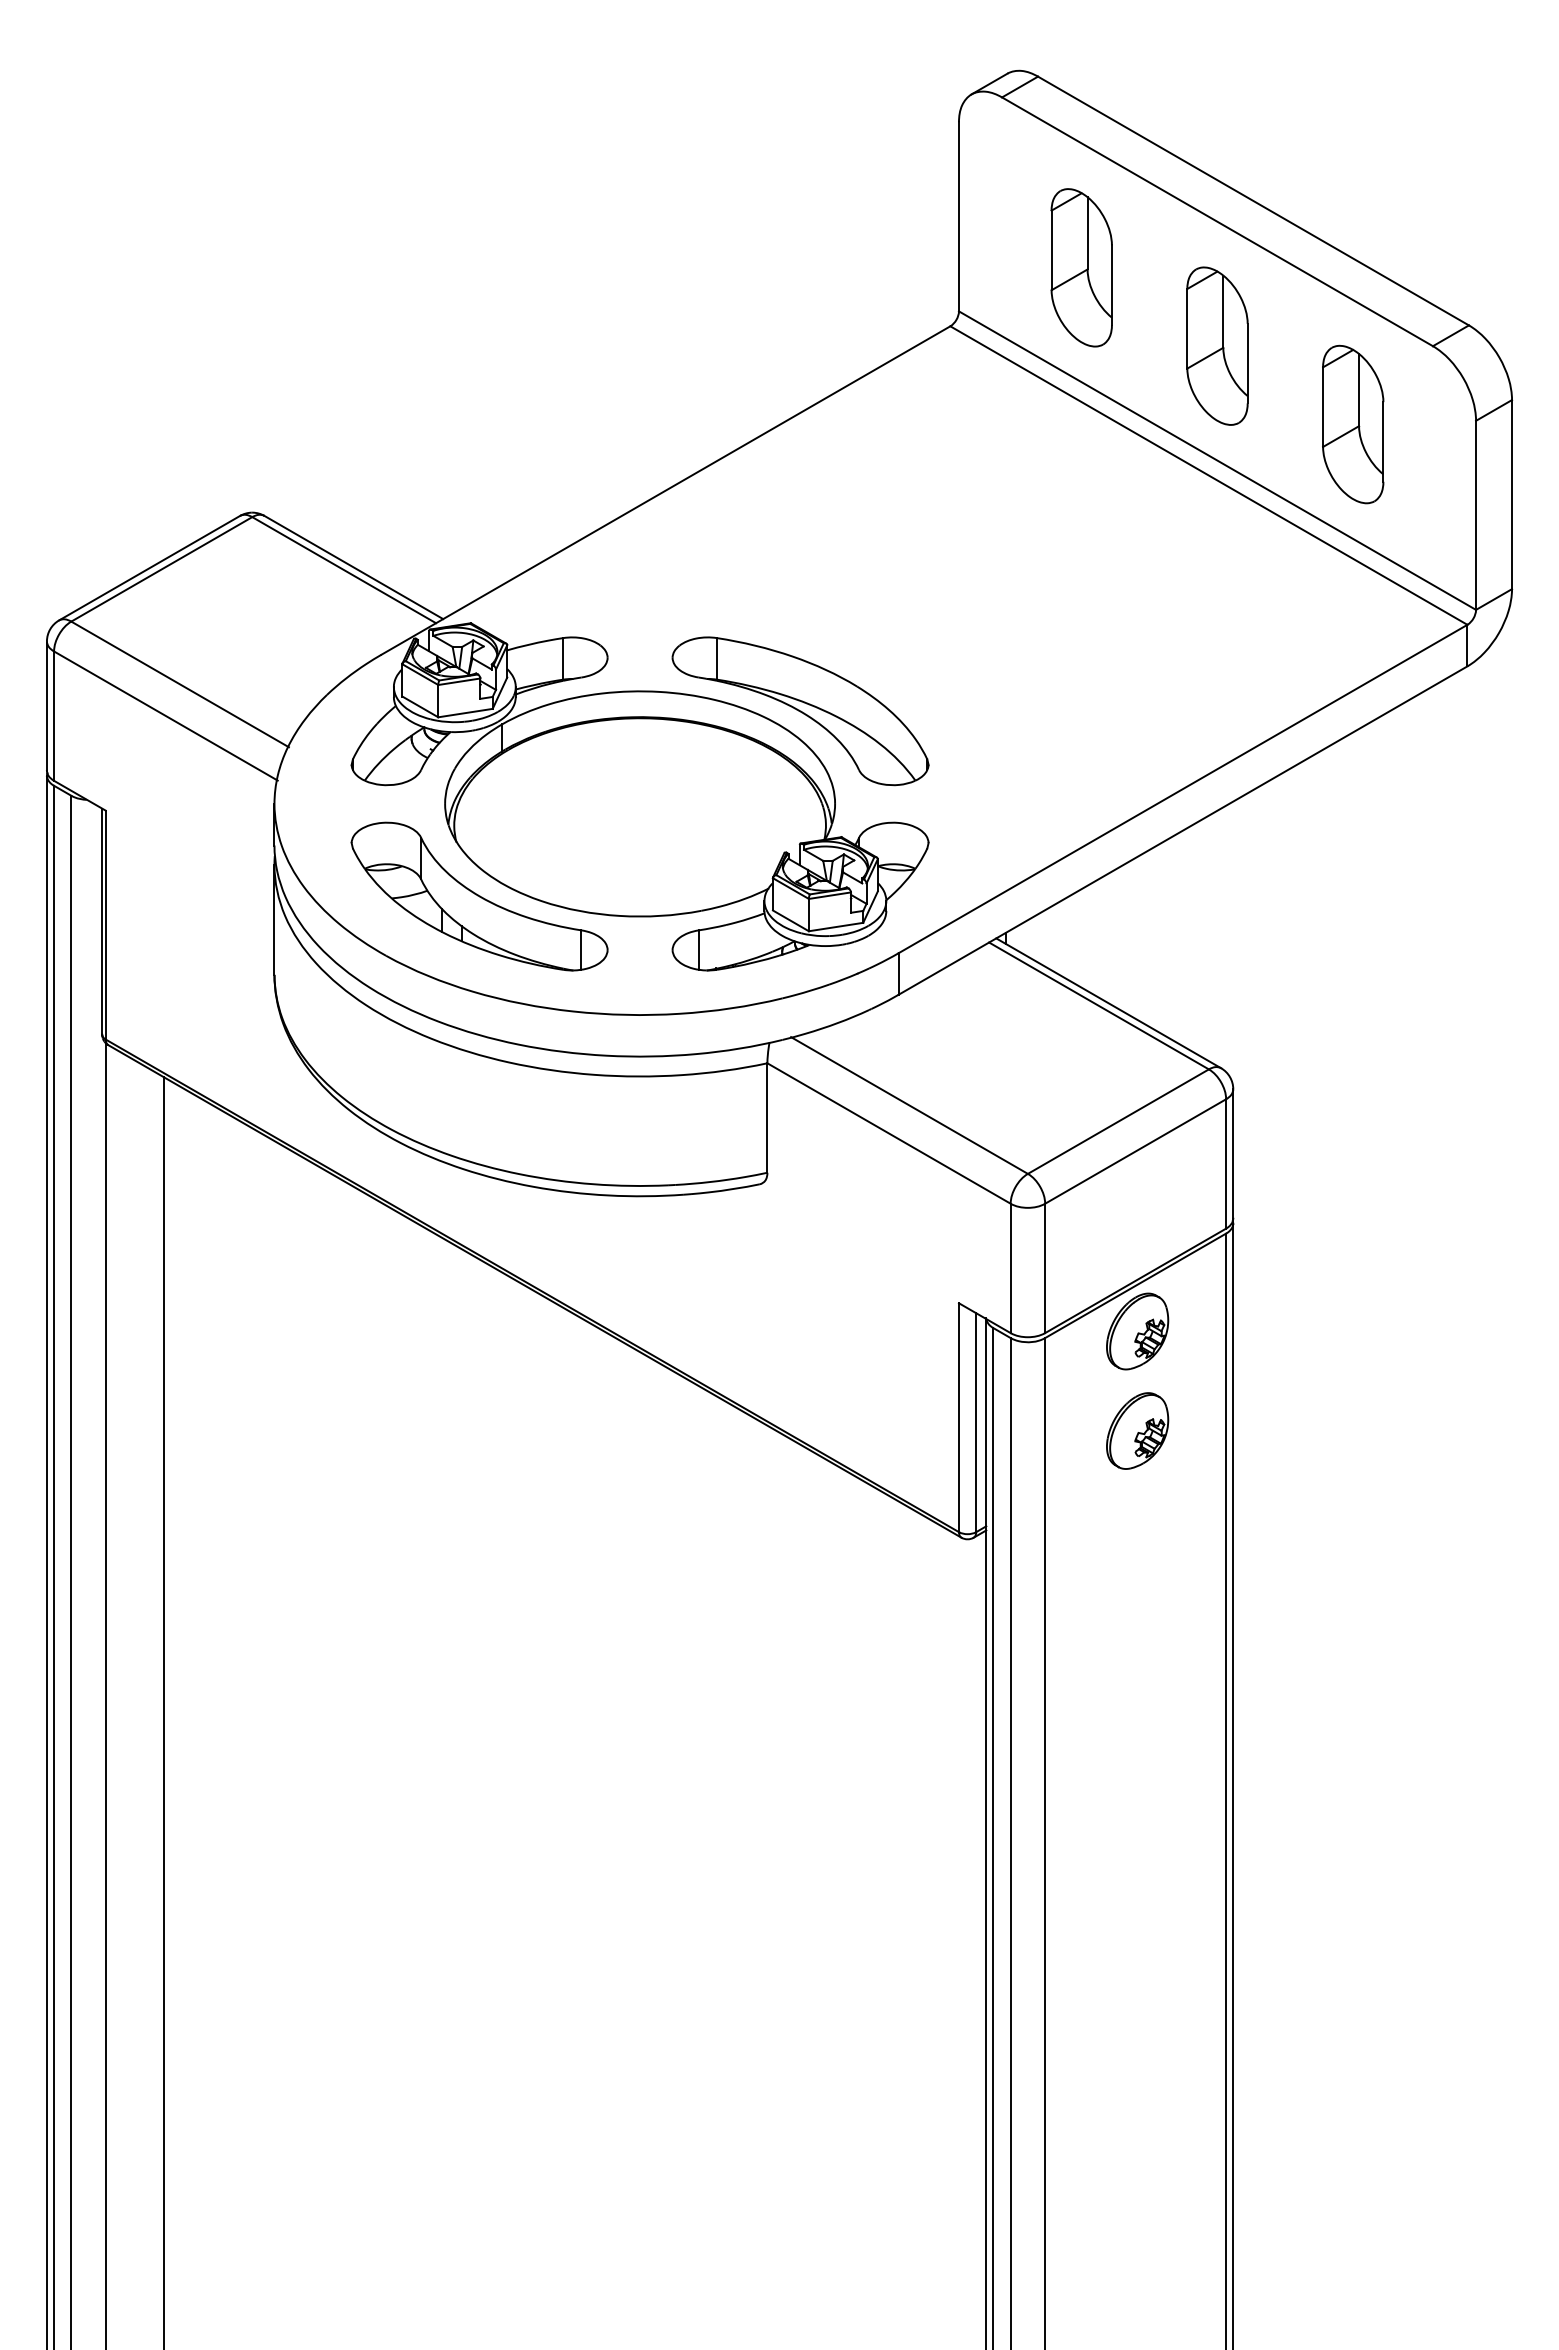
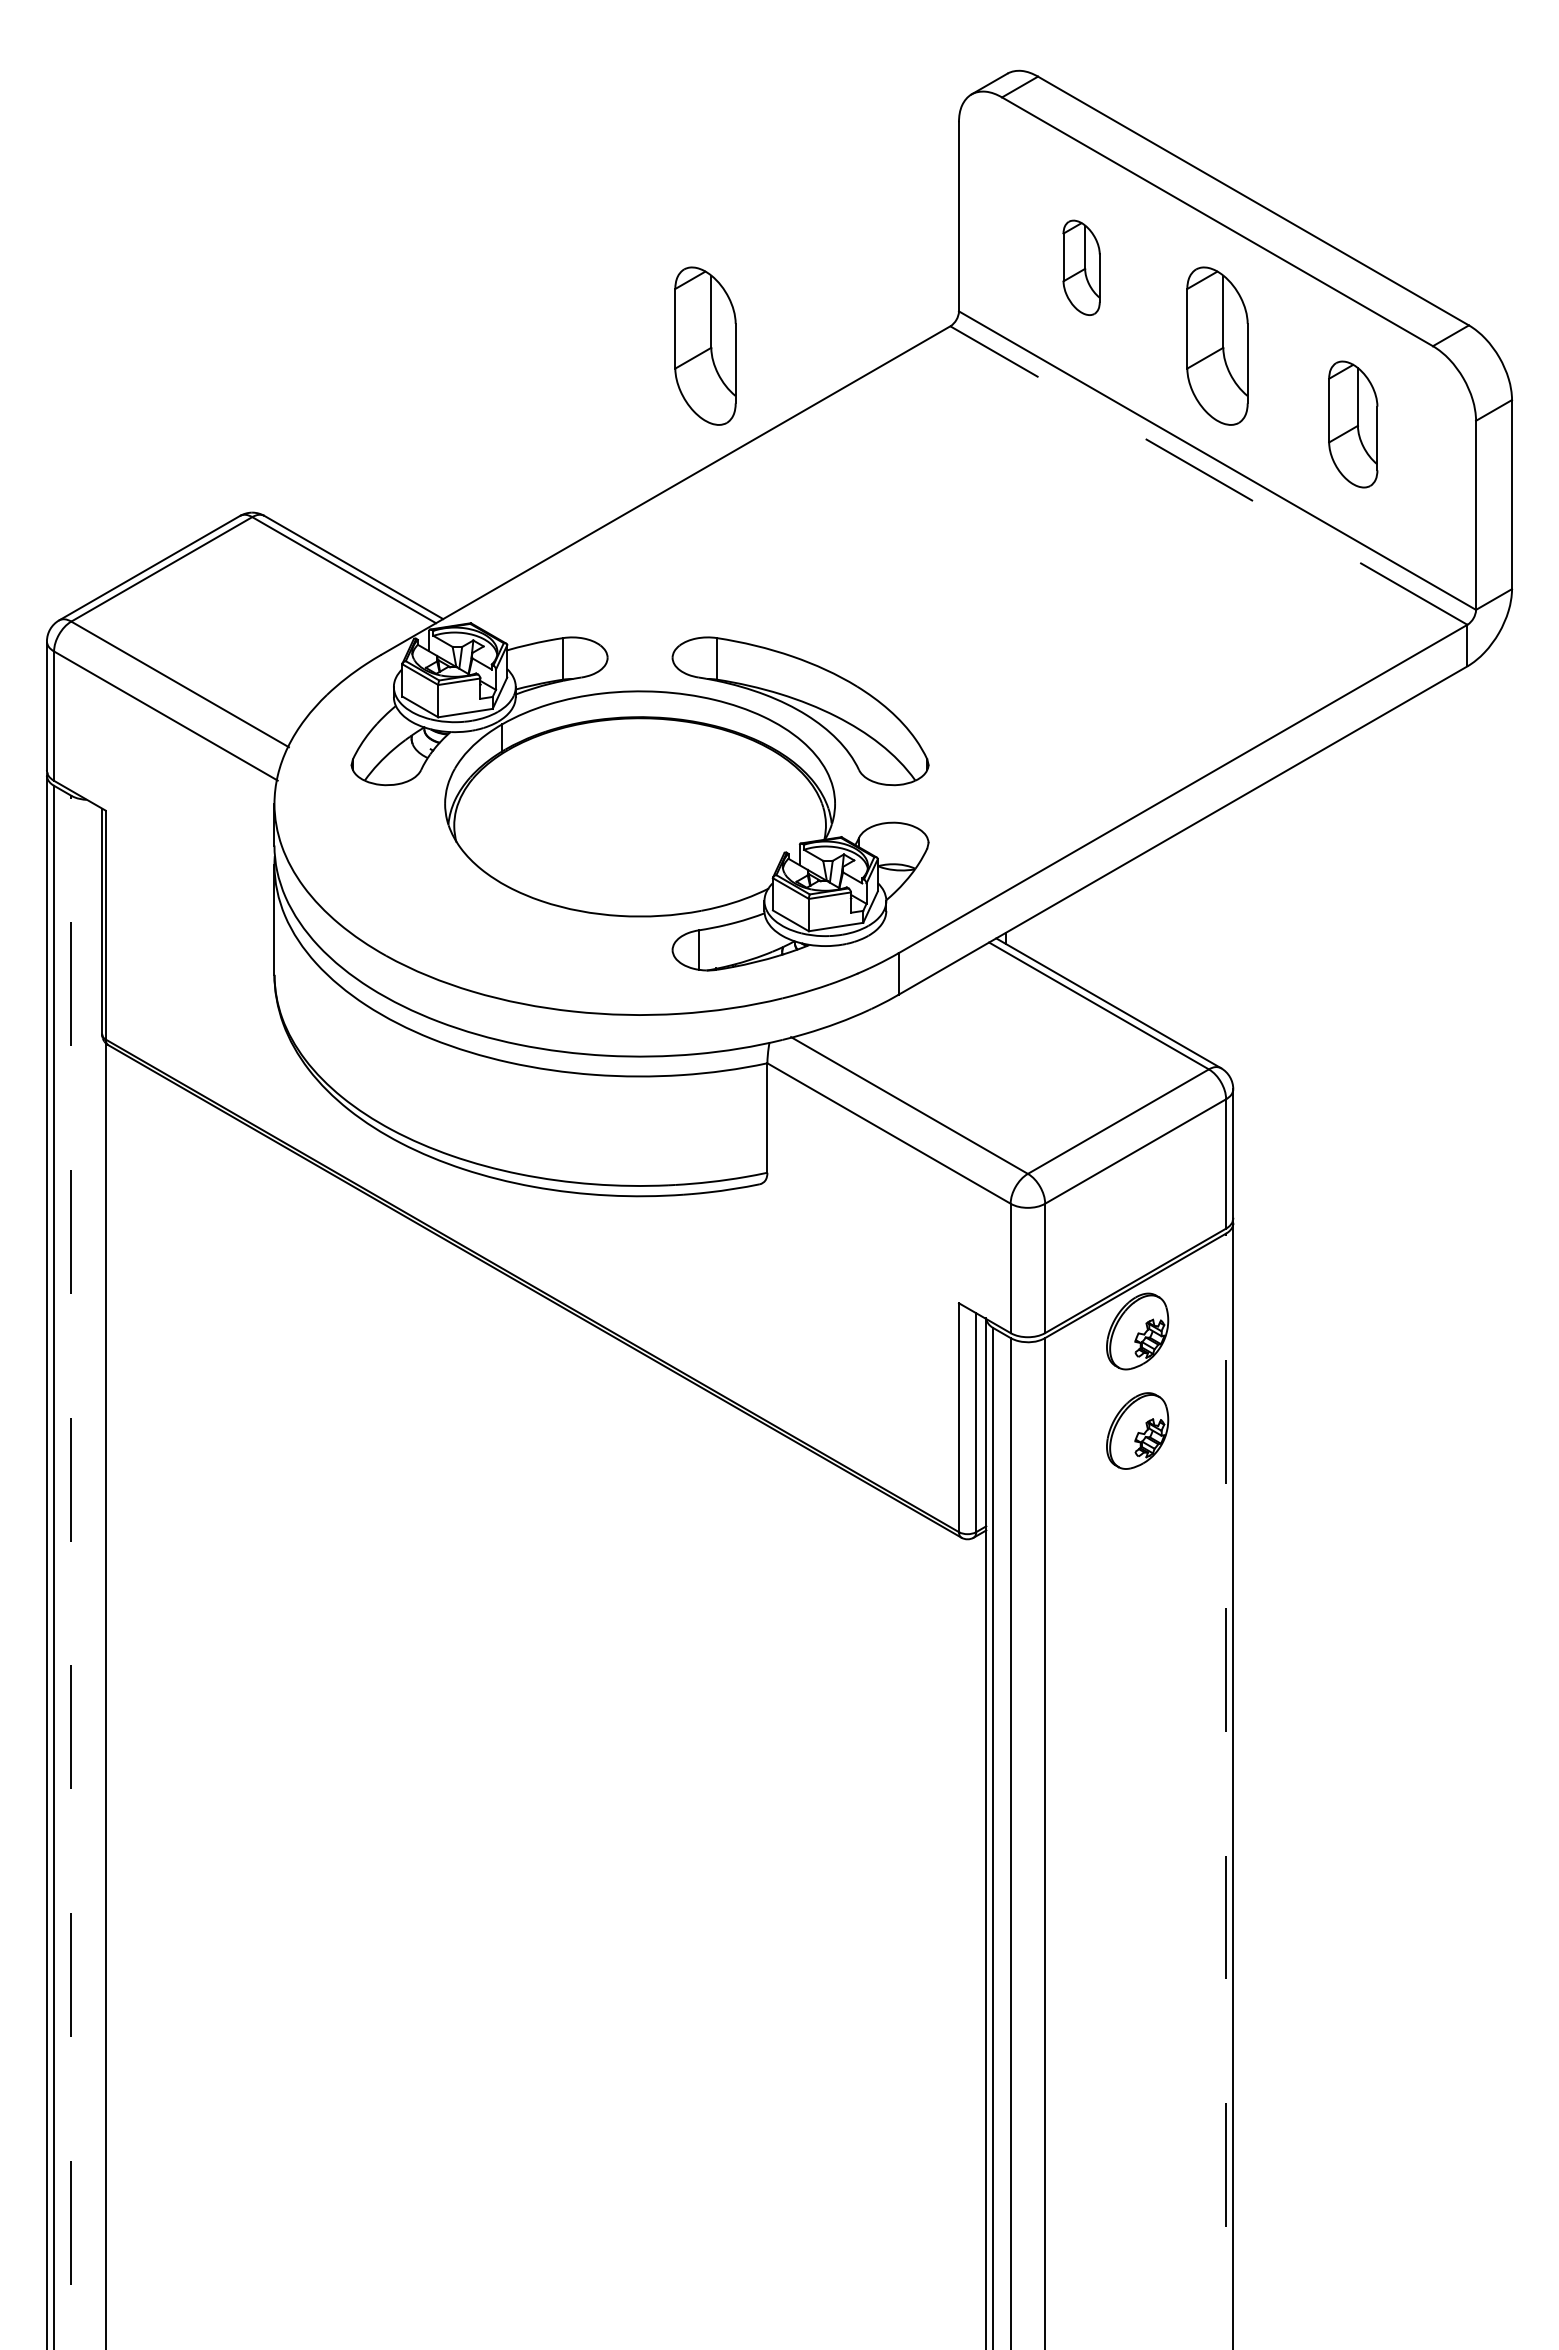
part size: 63x160 px -> 39x97 px (1081, 267)
part: none -> present (705, 345)
part size: 63x161 px -> 51x129 px (1353, 424)
line: solid -> dashed (1208, 475)
part: present -> none (479, 896)
line: solid -> dashed (71, 1571)
line: present -> none (163, 1711)
line: solid -> dashed (1226, 1791)
